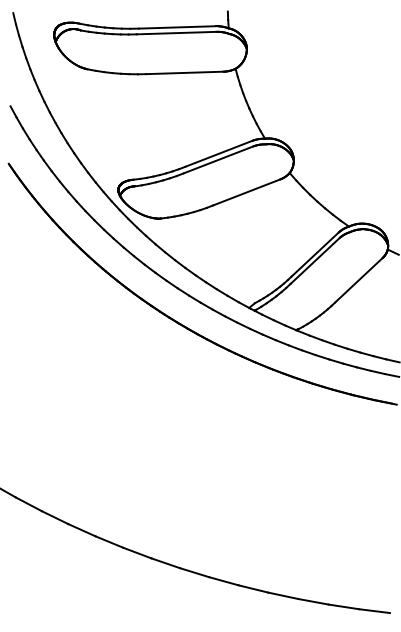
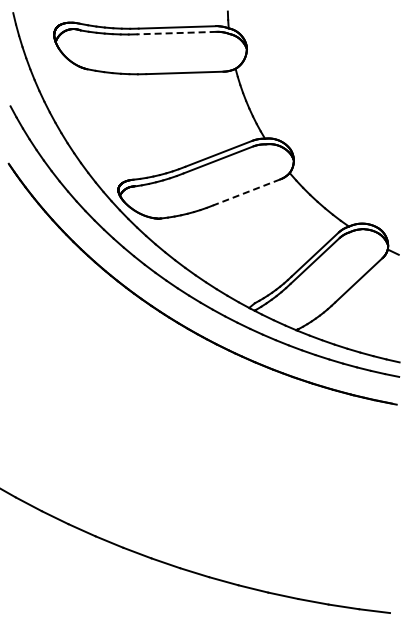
line: solid -> dashed (176, 33)
line: solid -> dashed (246, 192)
